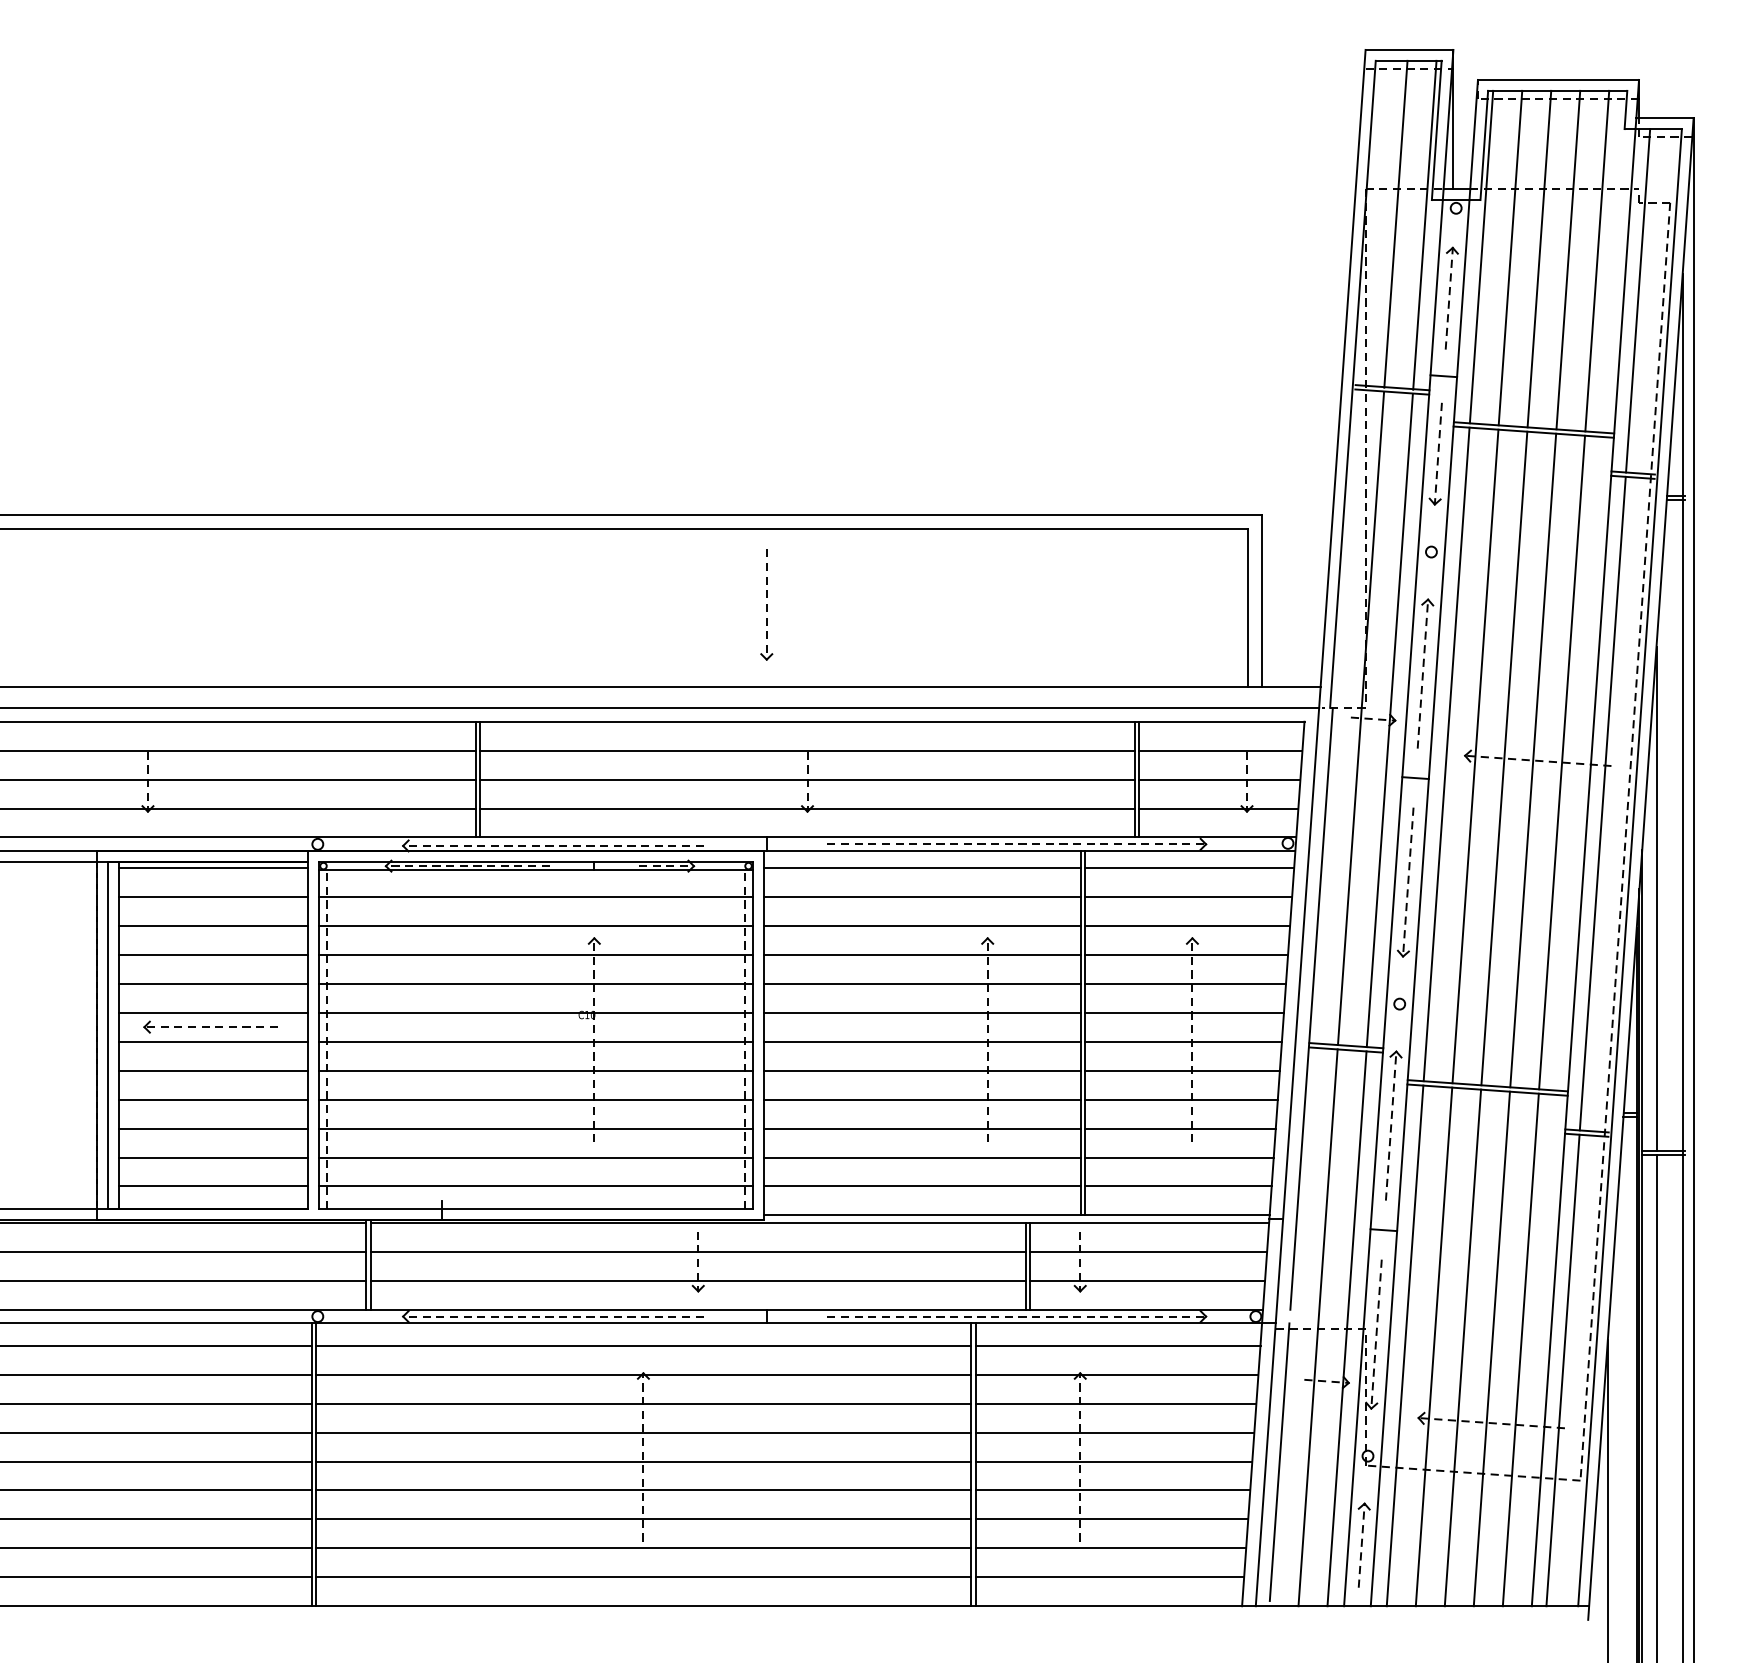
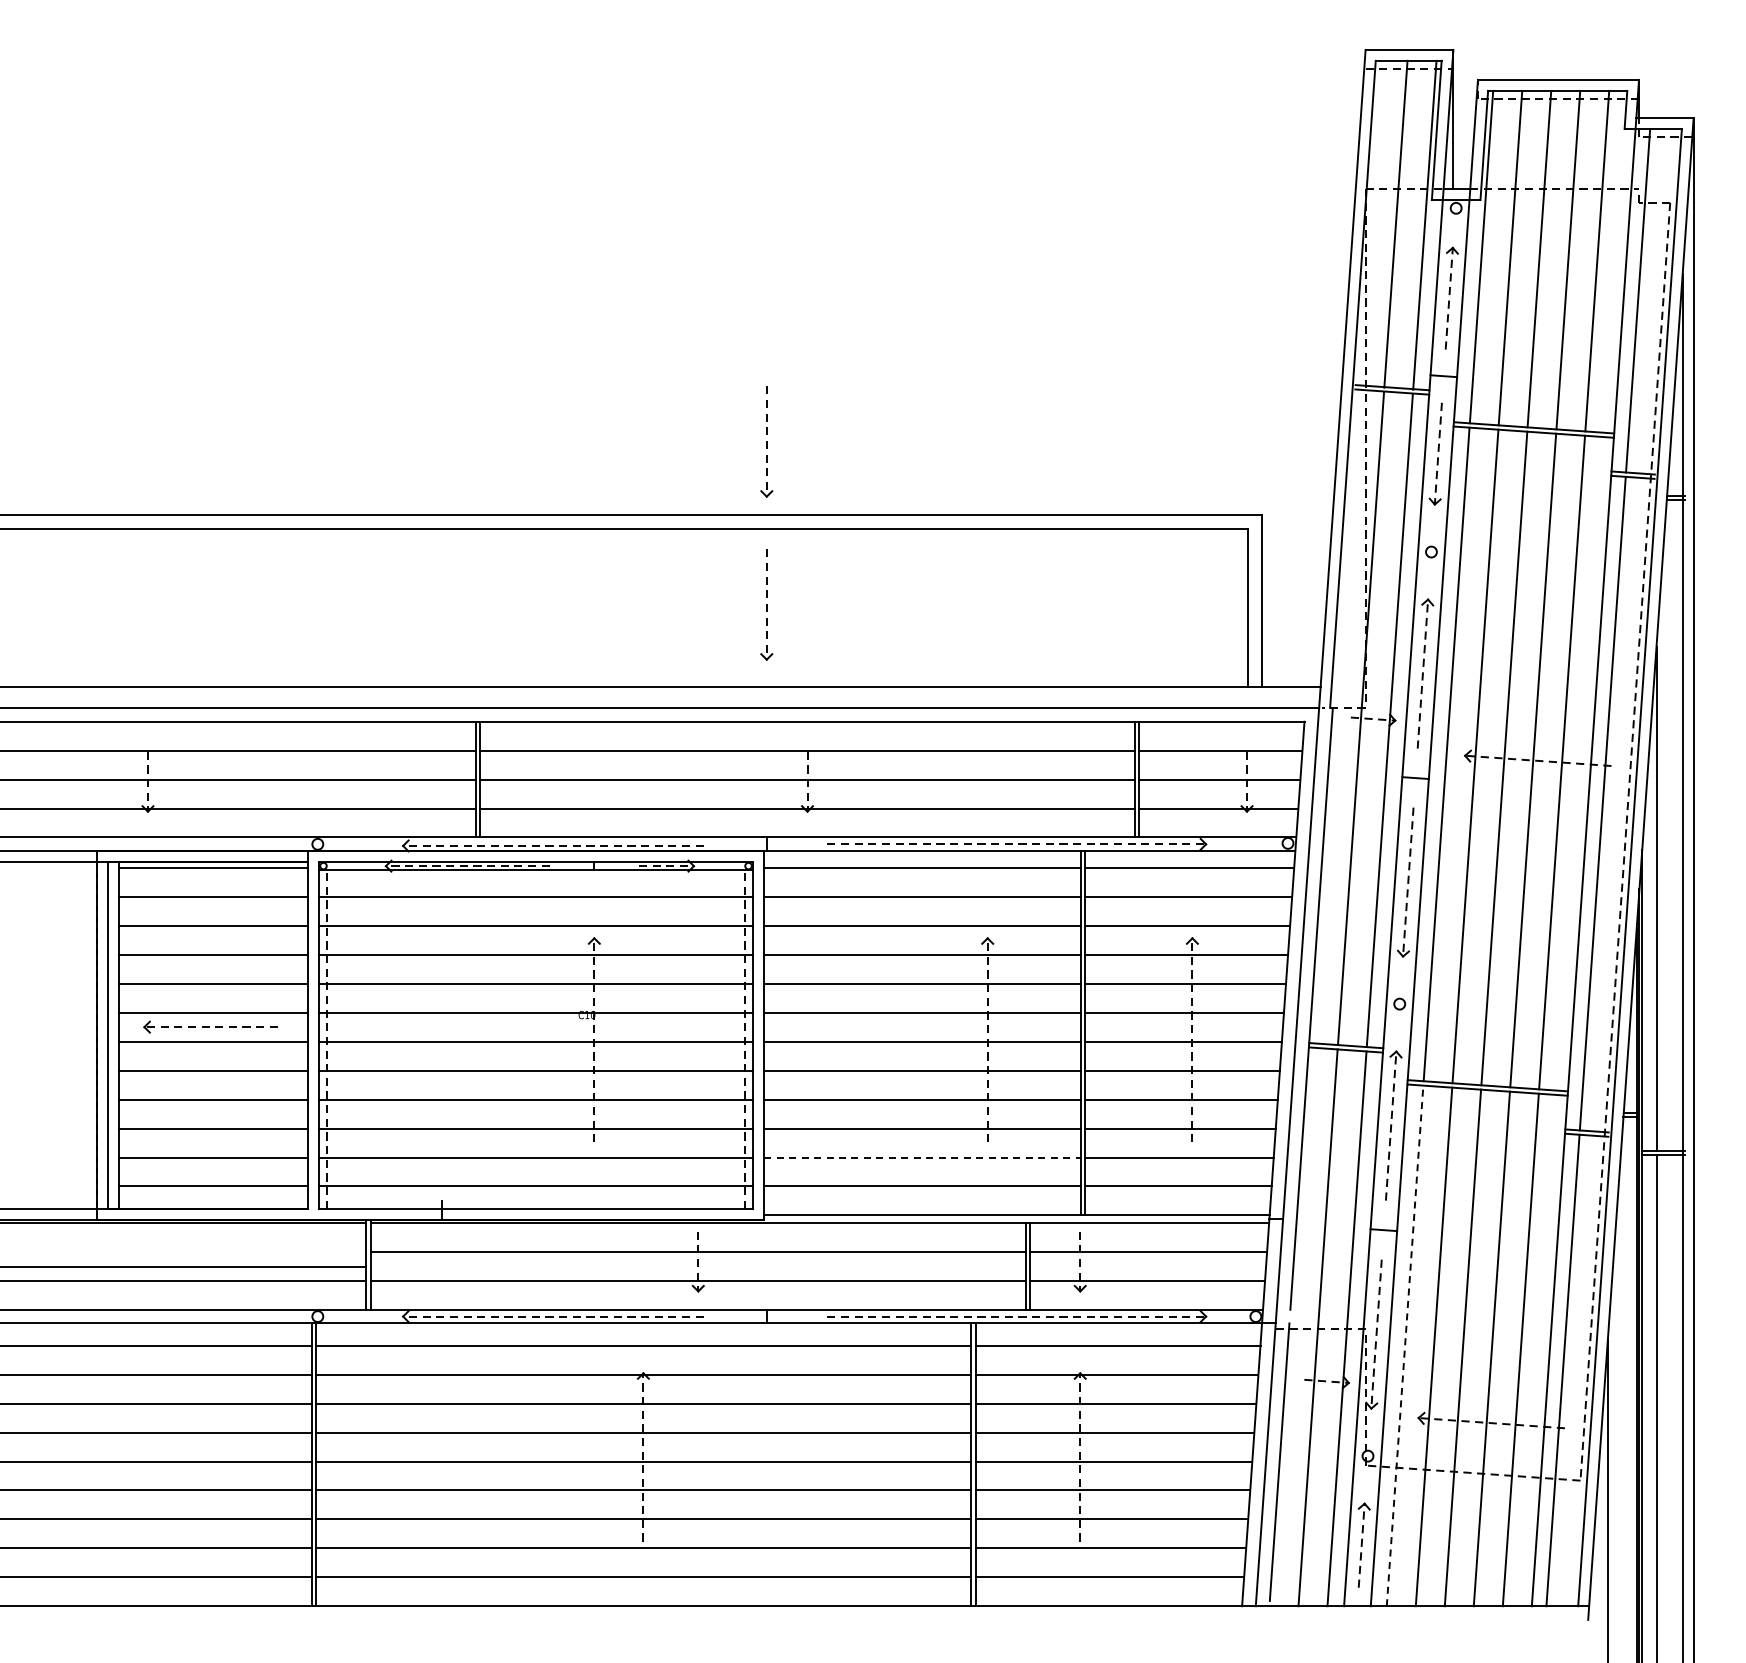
part: none -> present (766, 441)
line: solid -> dashed (922, 1157)
line position: (184, 1251) -> (184, 1266) (184, 1266)
line: solid -> dashed (1405, 1345)
